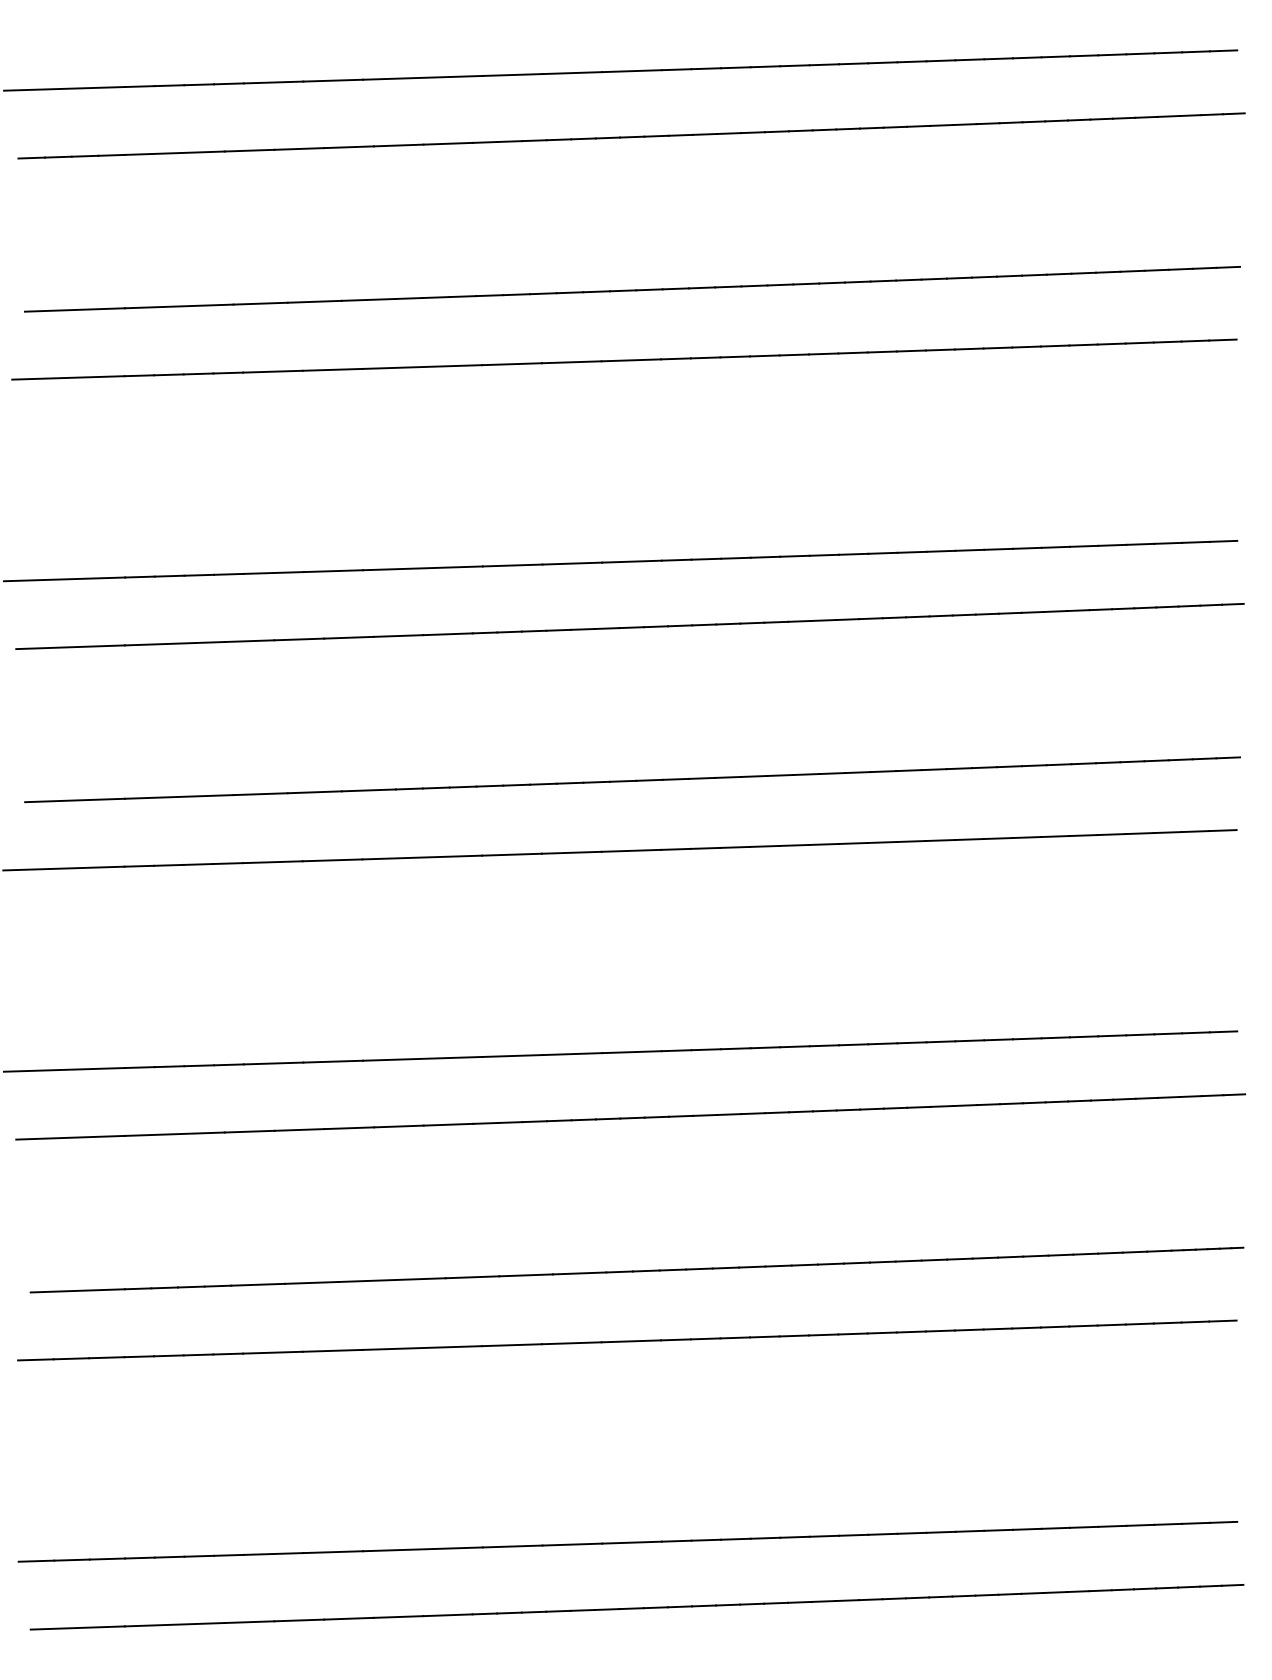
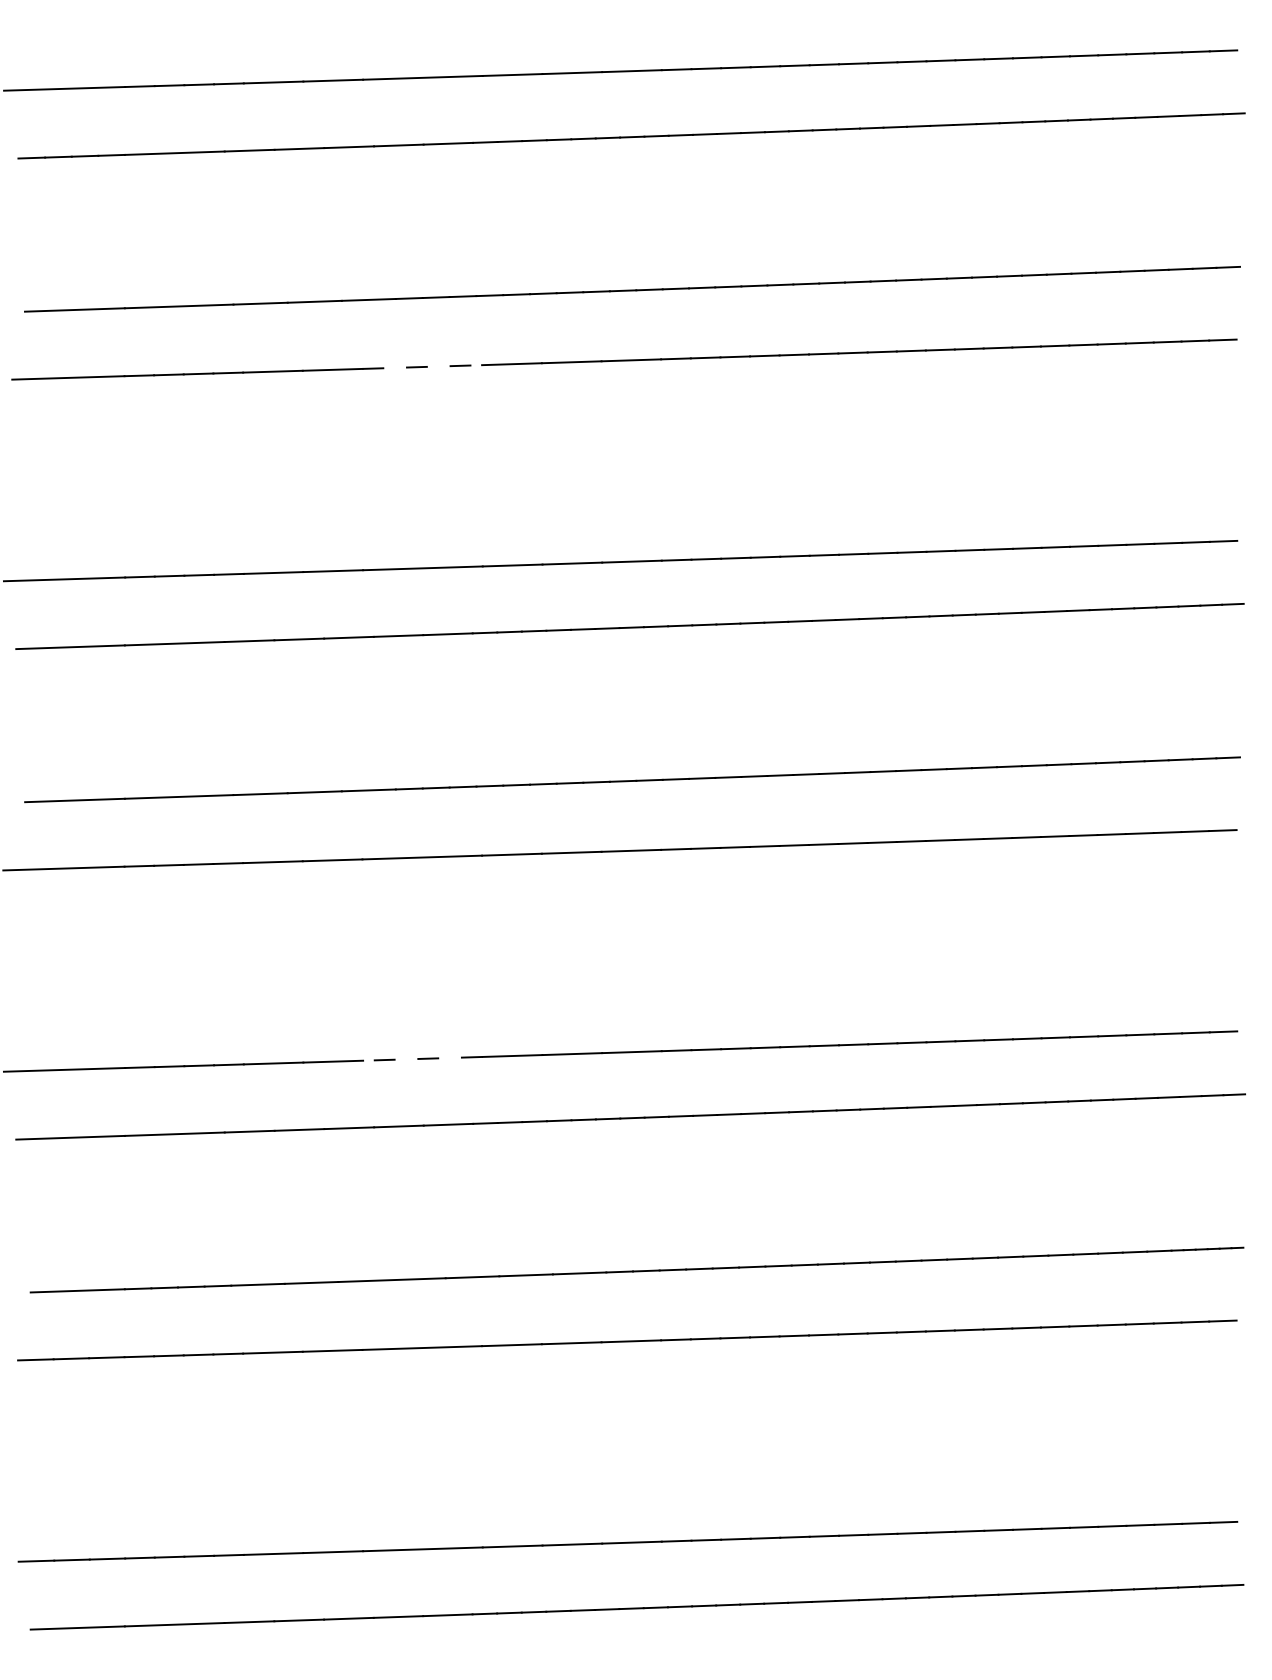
line: solid -> dashed (422, 367)
line: solid -> dashed (422, 1058)
